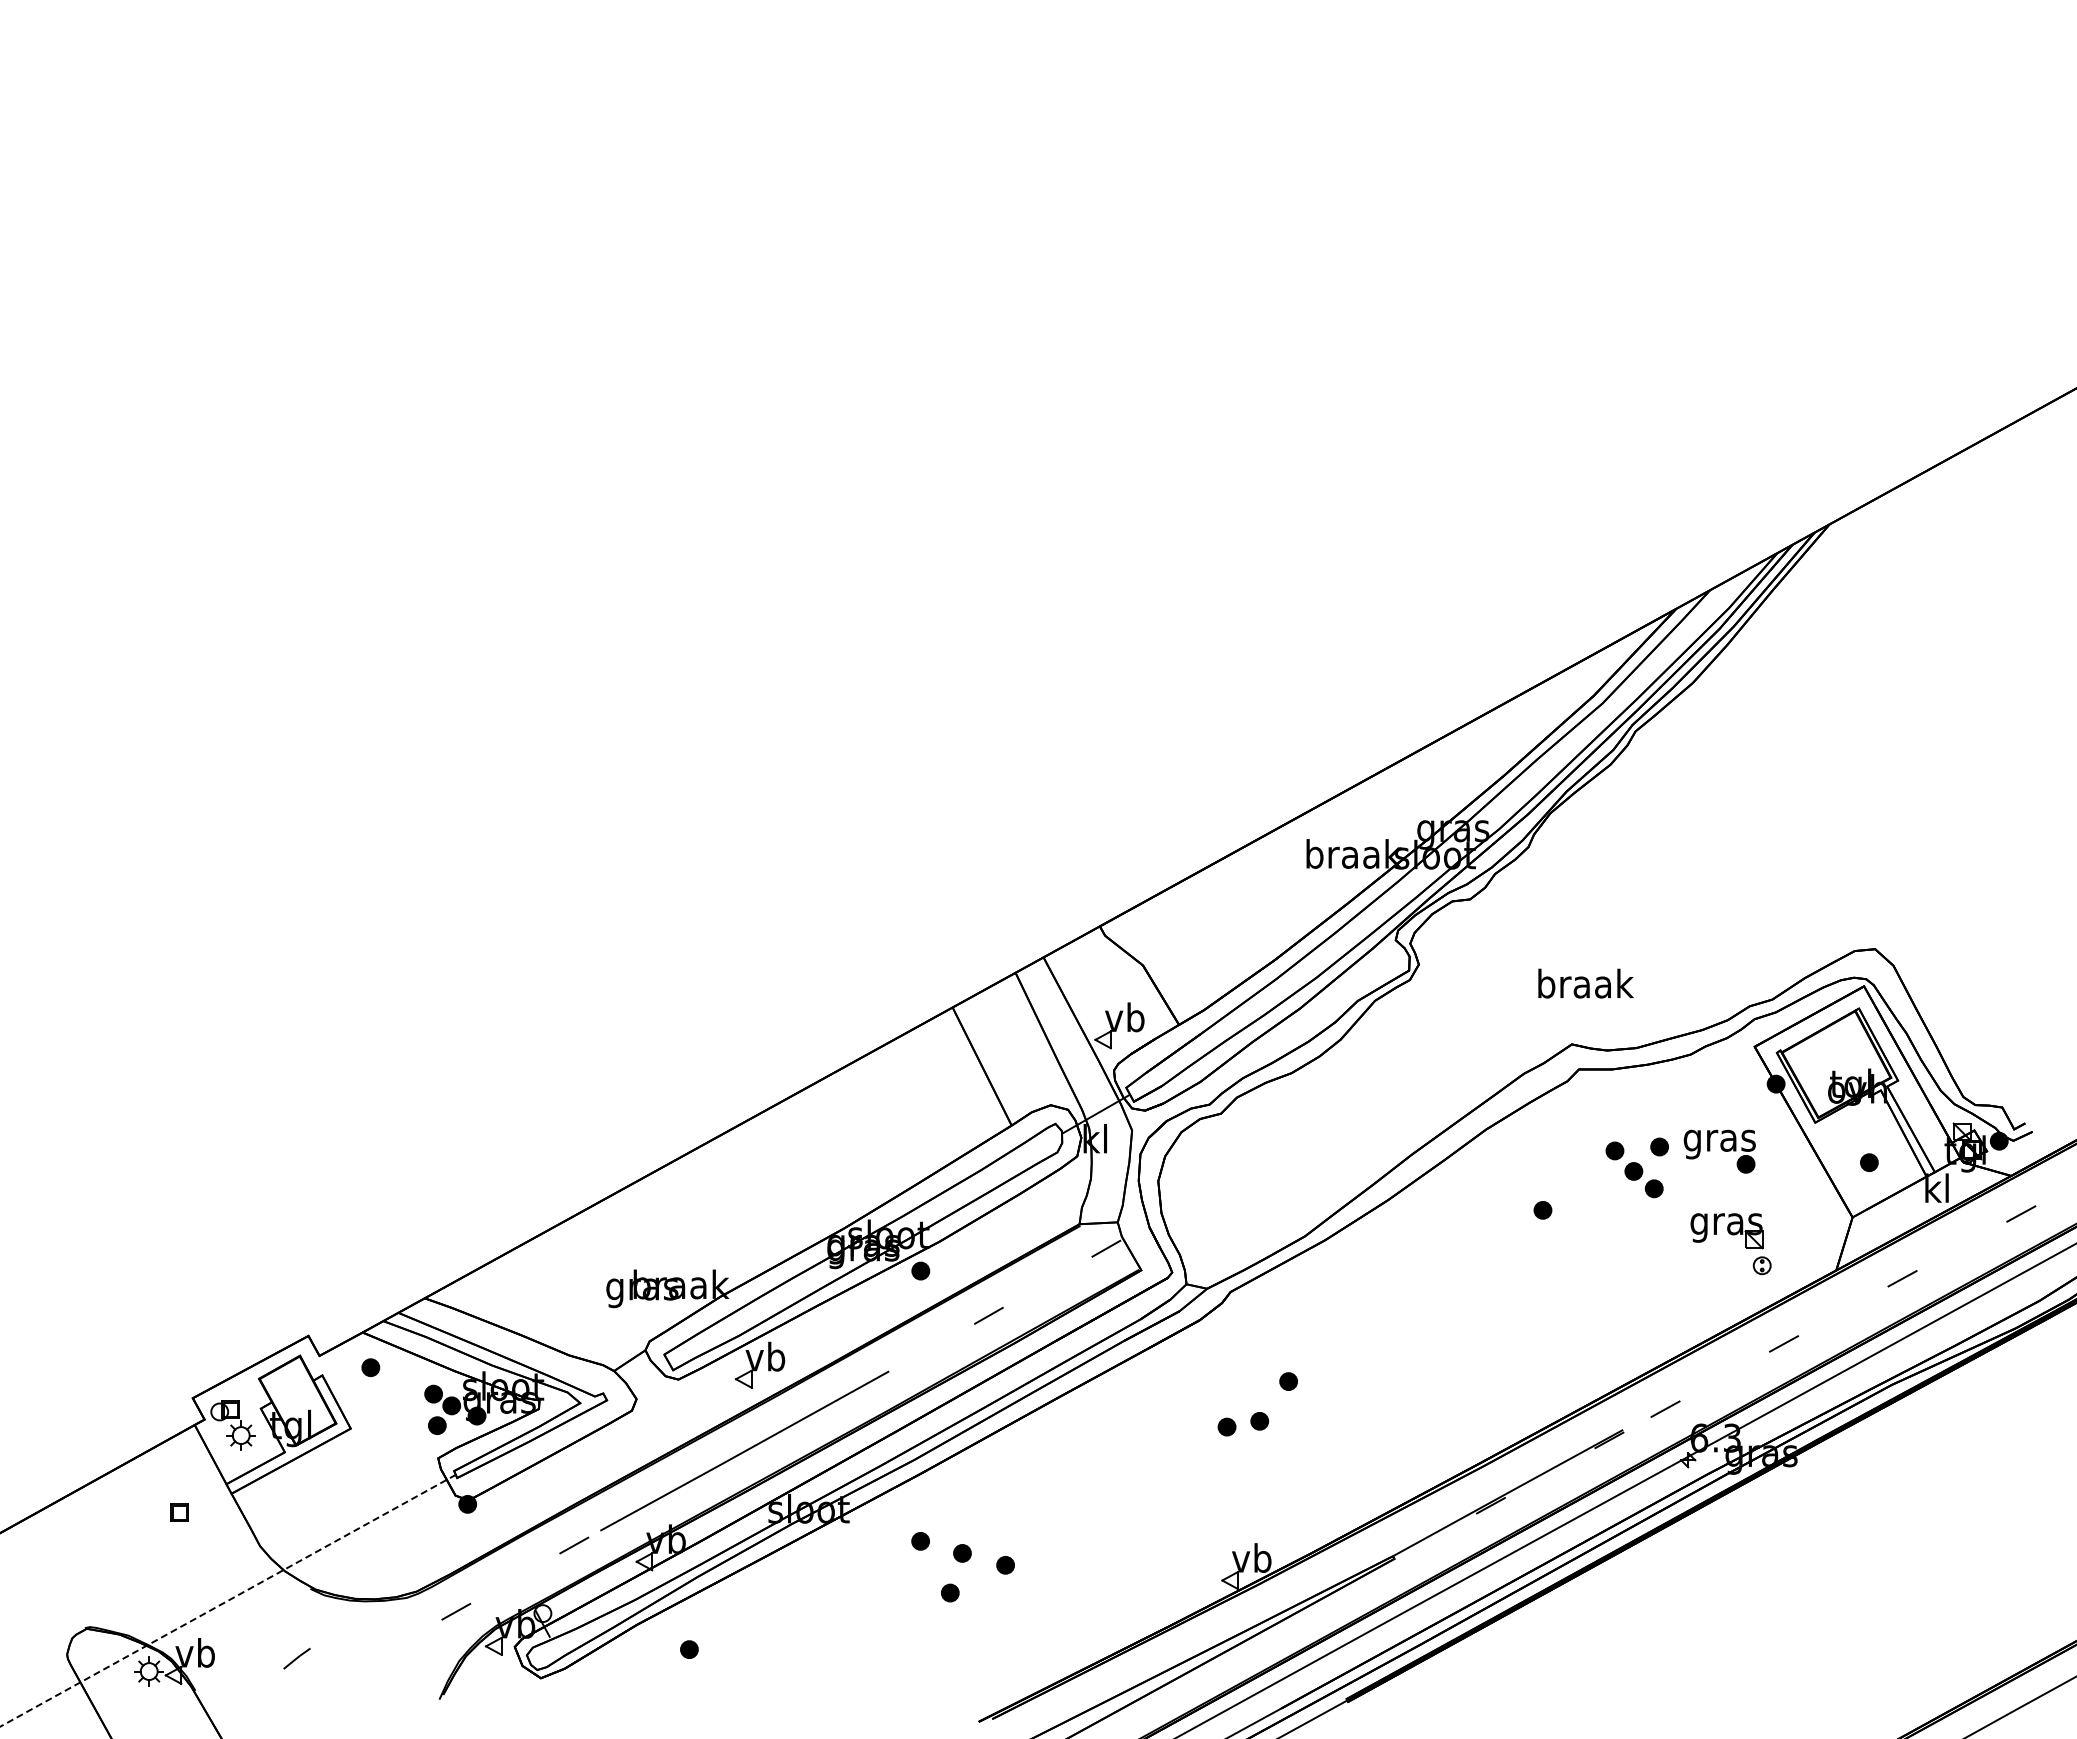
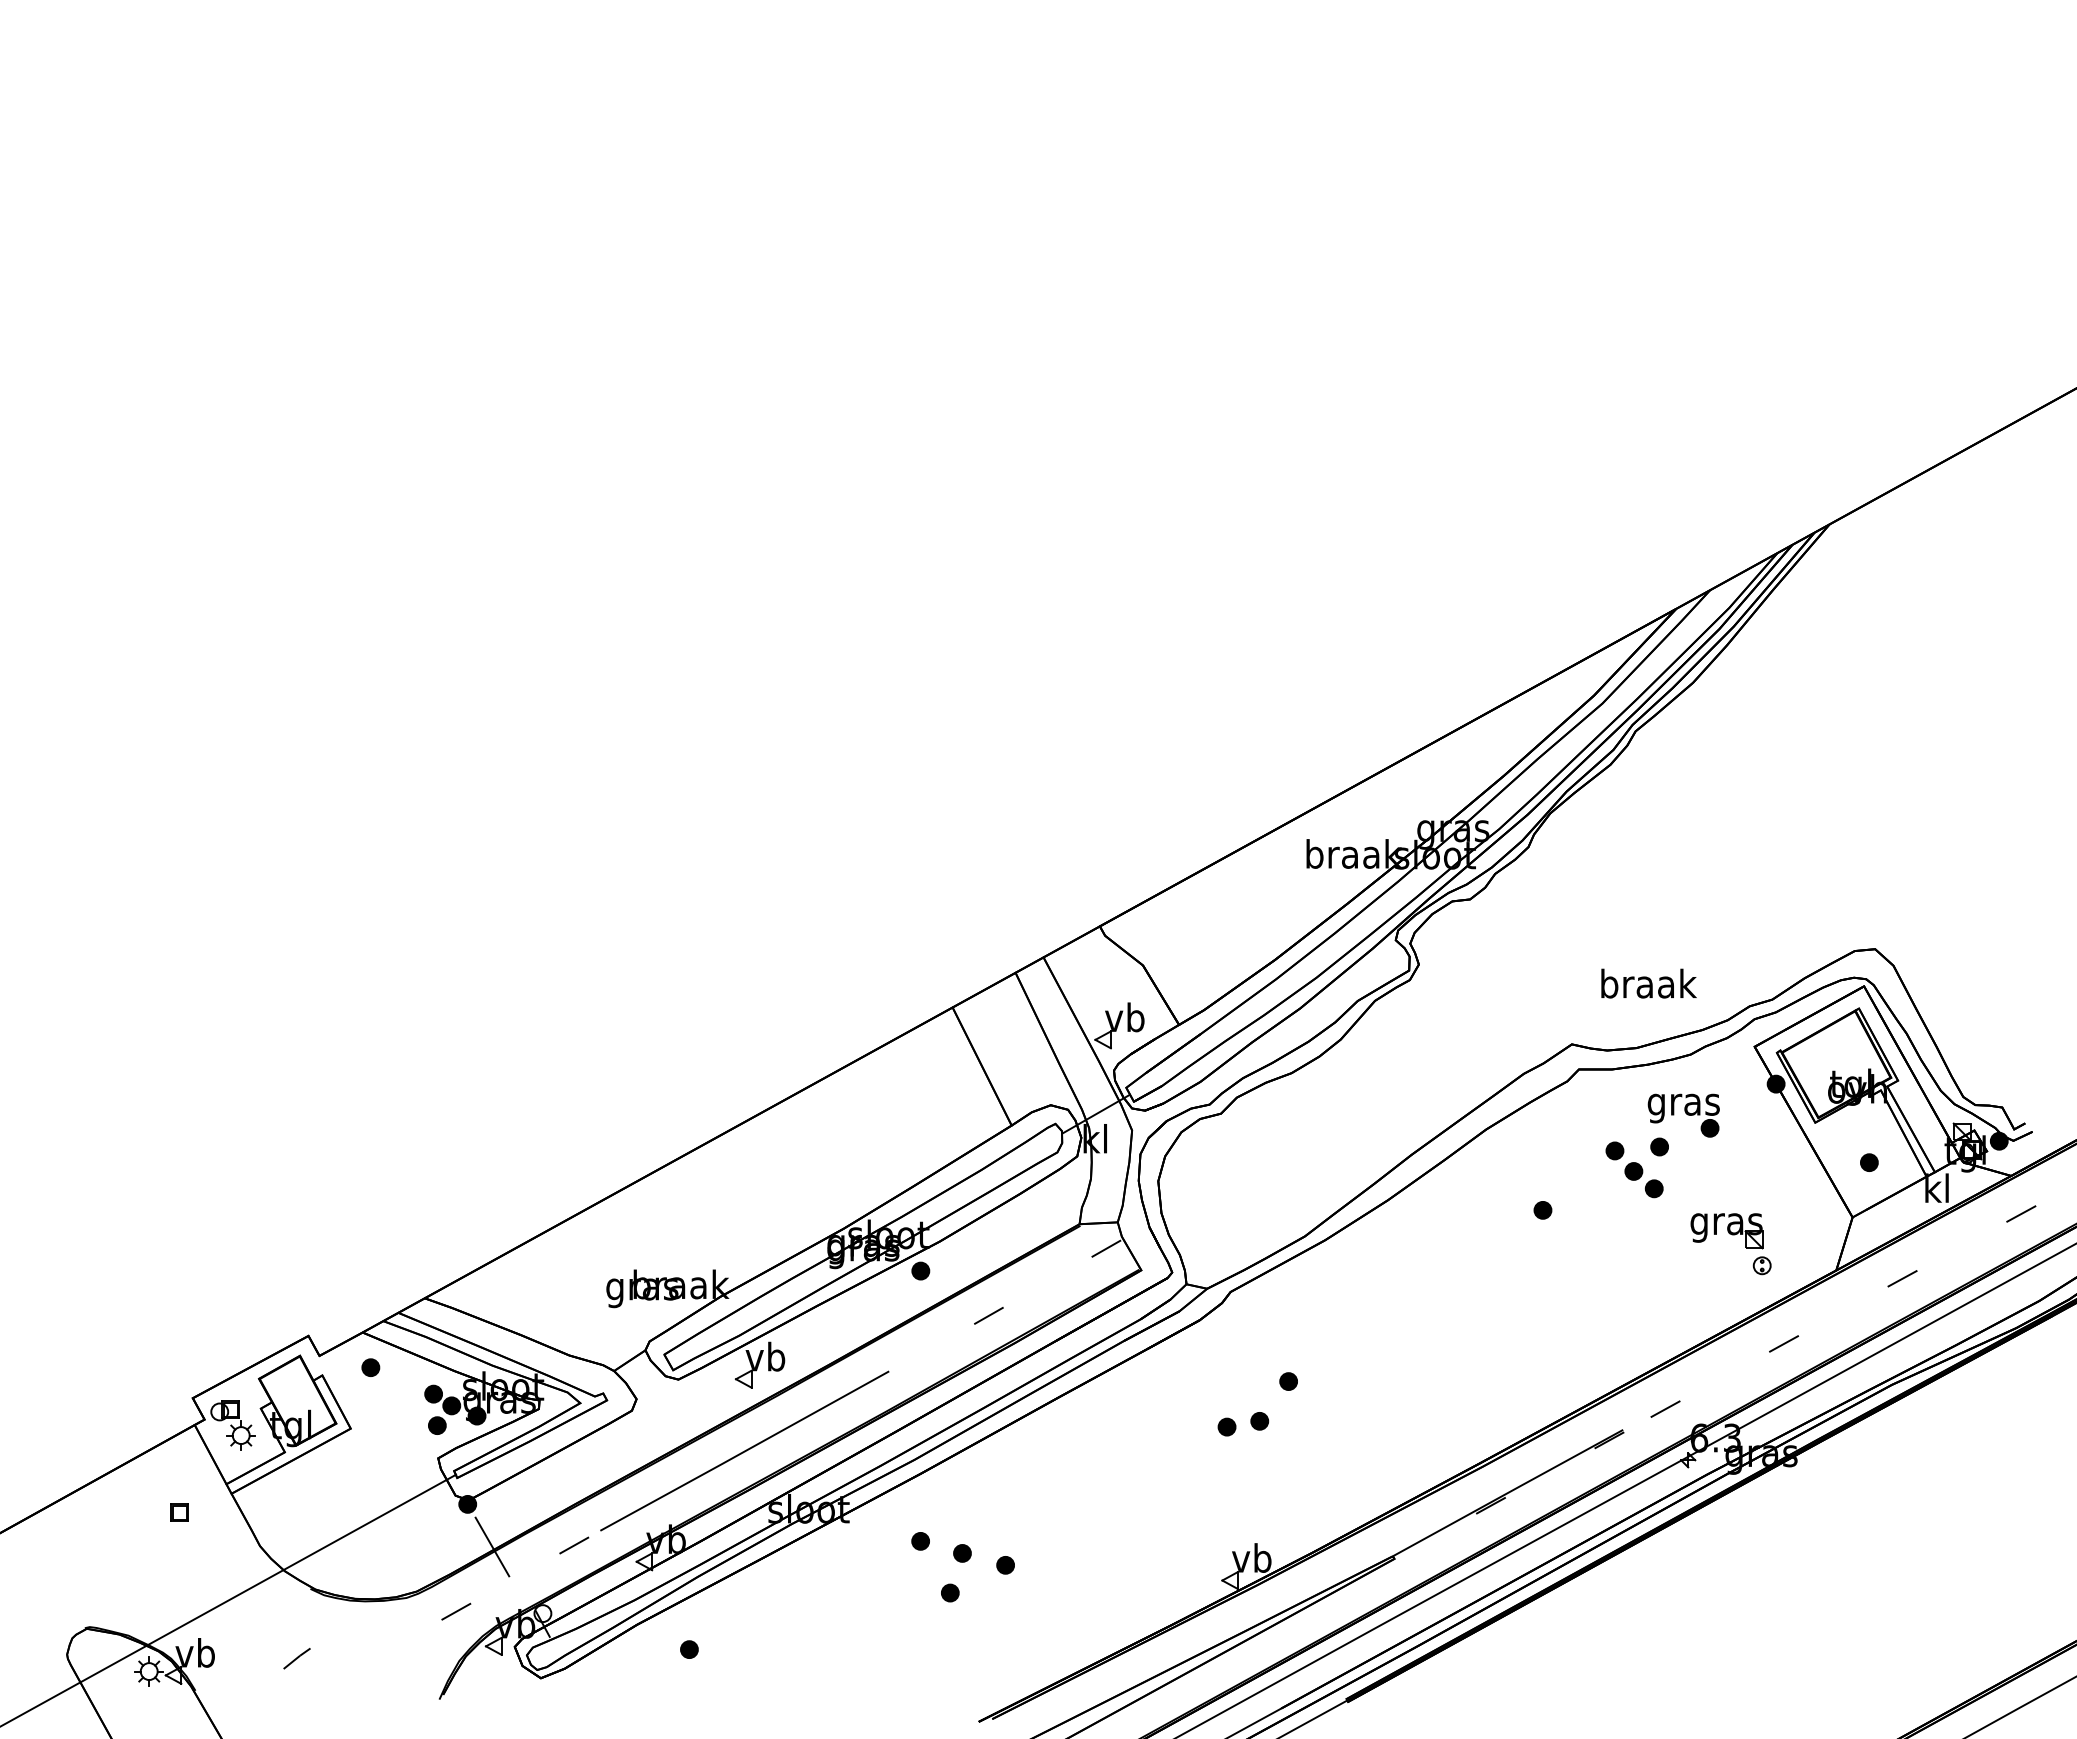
text position: (1585, 983) -> (1648, 983) (1648, 983)
part position: (1719, 1151) -> (1683, 1115) (1683, 1115)
line: none -> present (492, 1546)
line: dashed -> solid (227, 1600)
